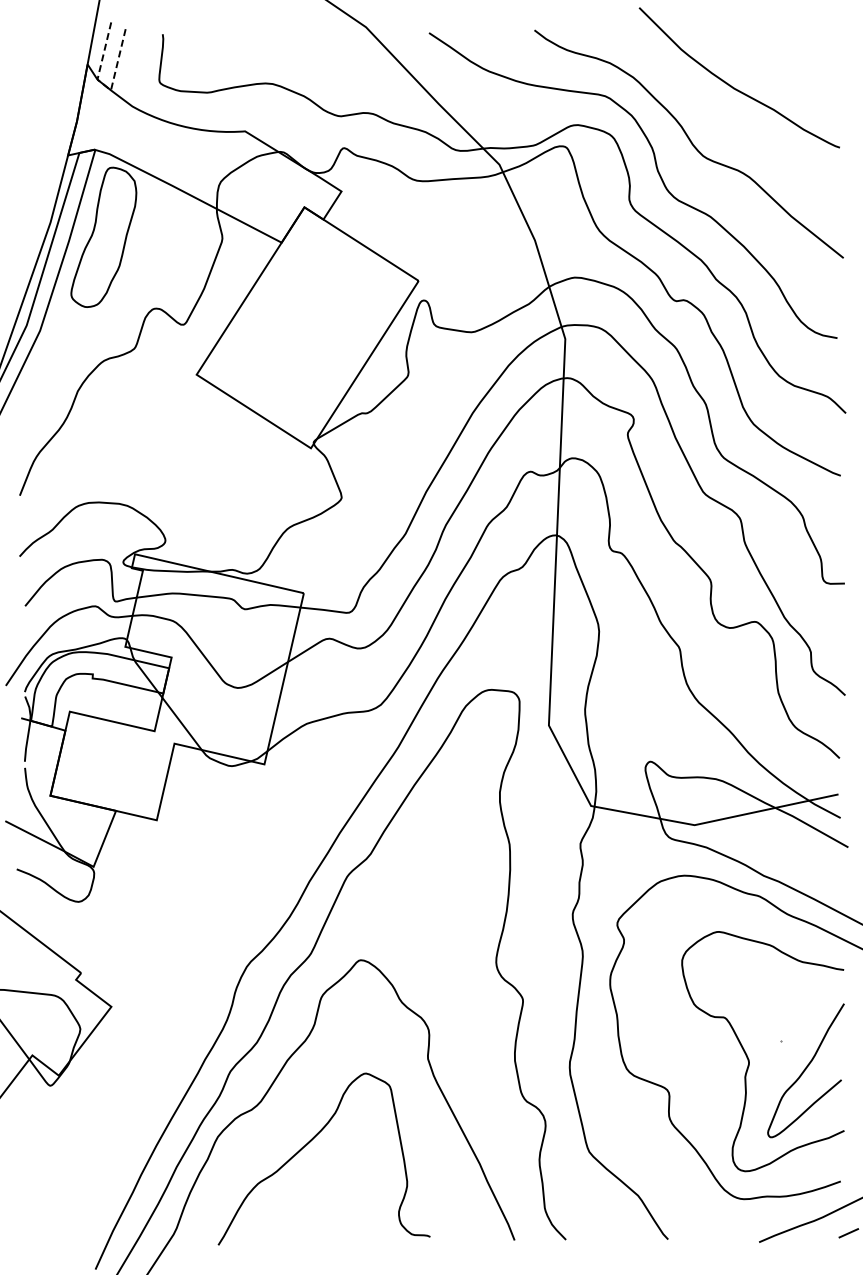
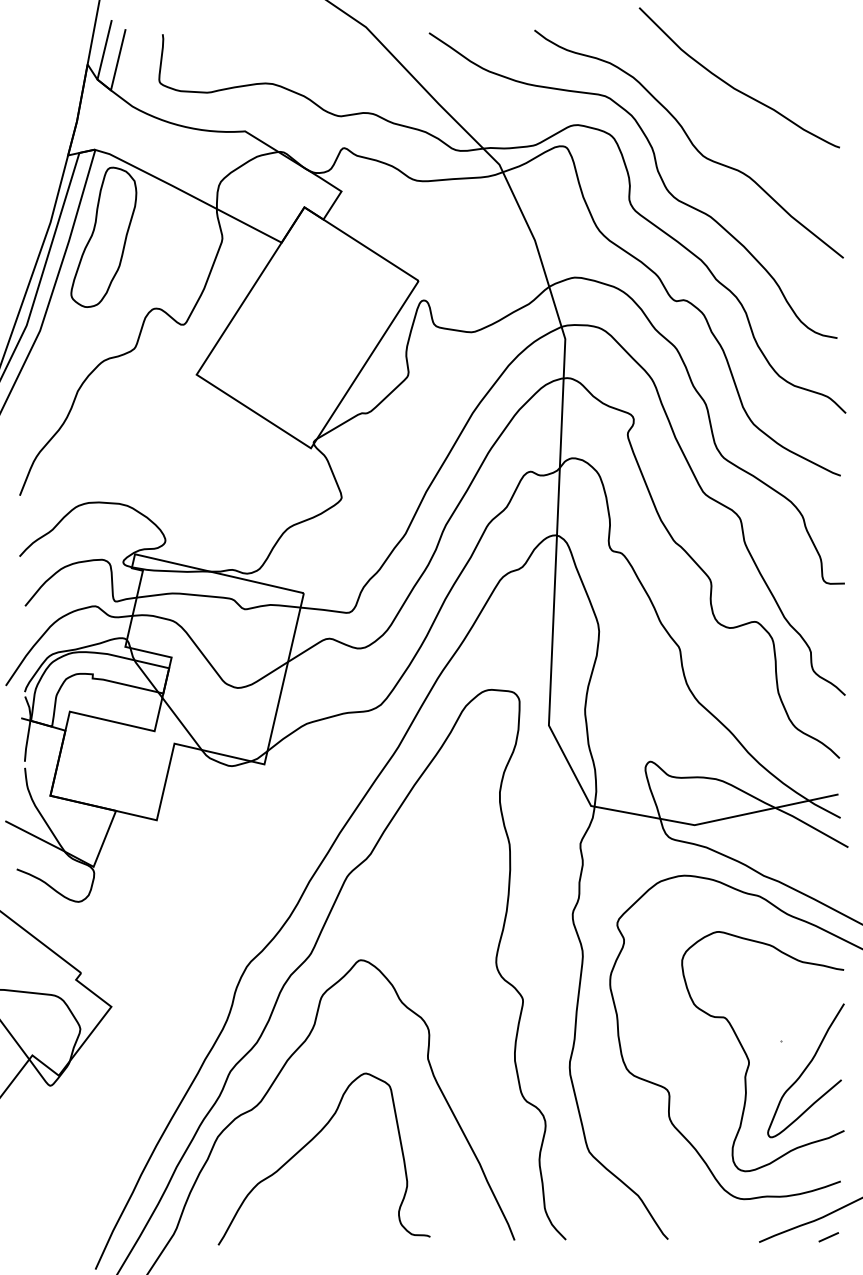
line: dashed -> solid (104, 84)
line position: (848, 1233) -> (828, 1237) (828, 1237)
